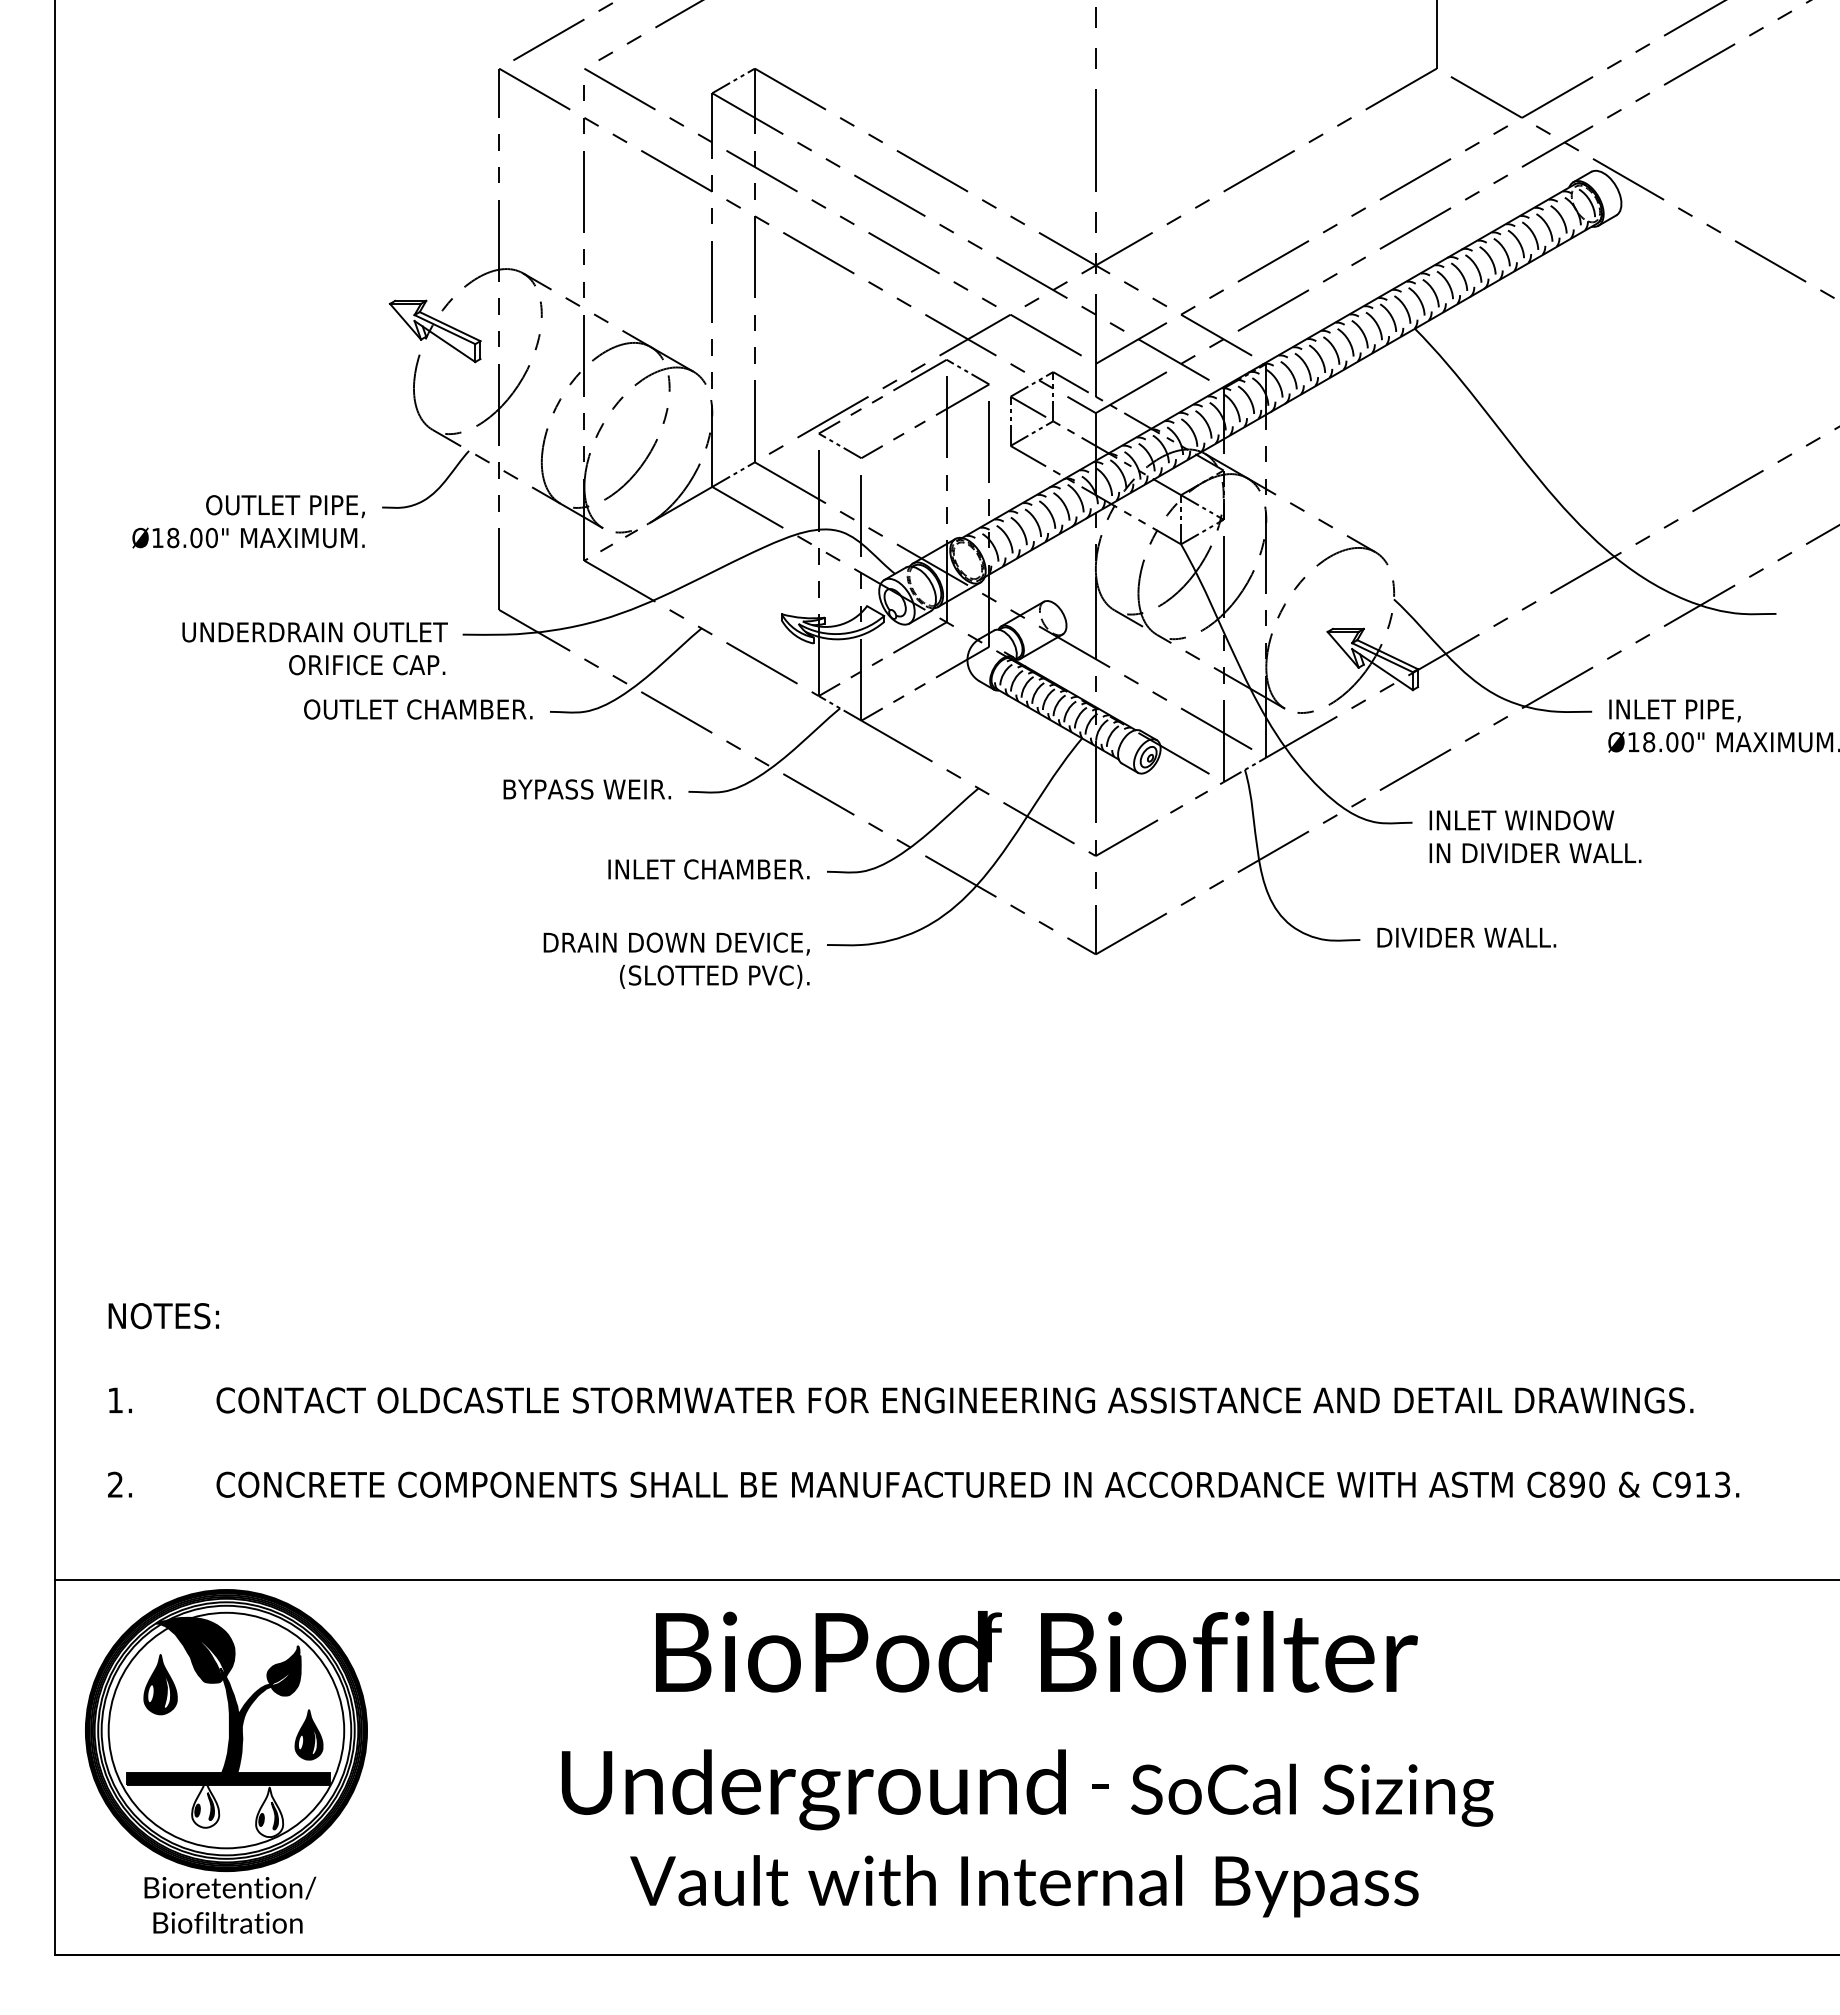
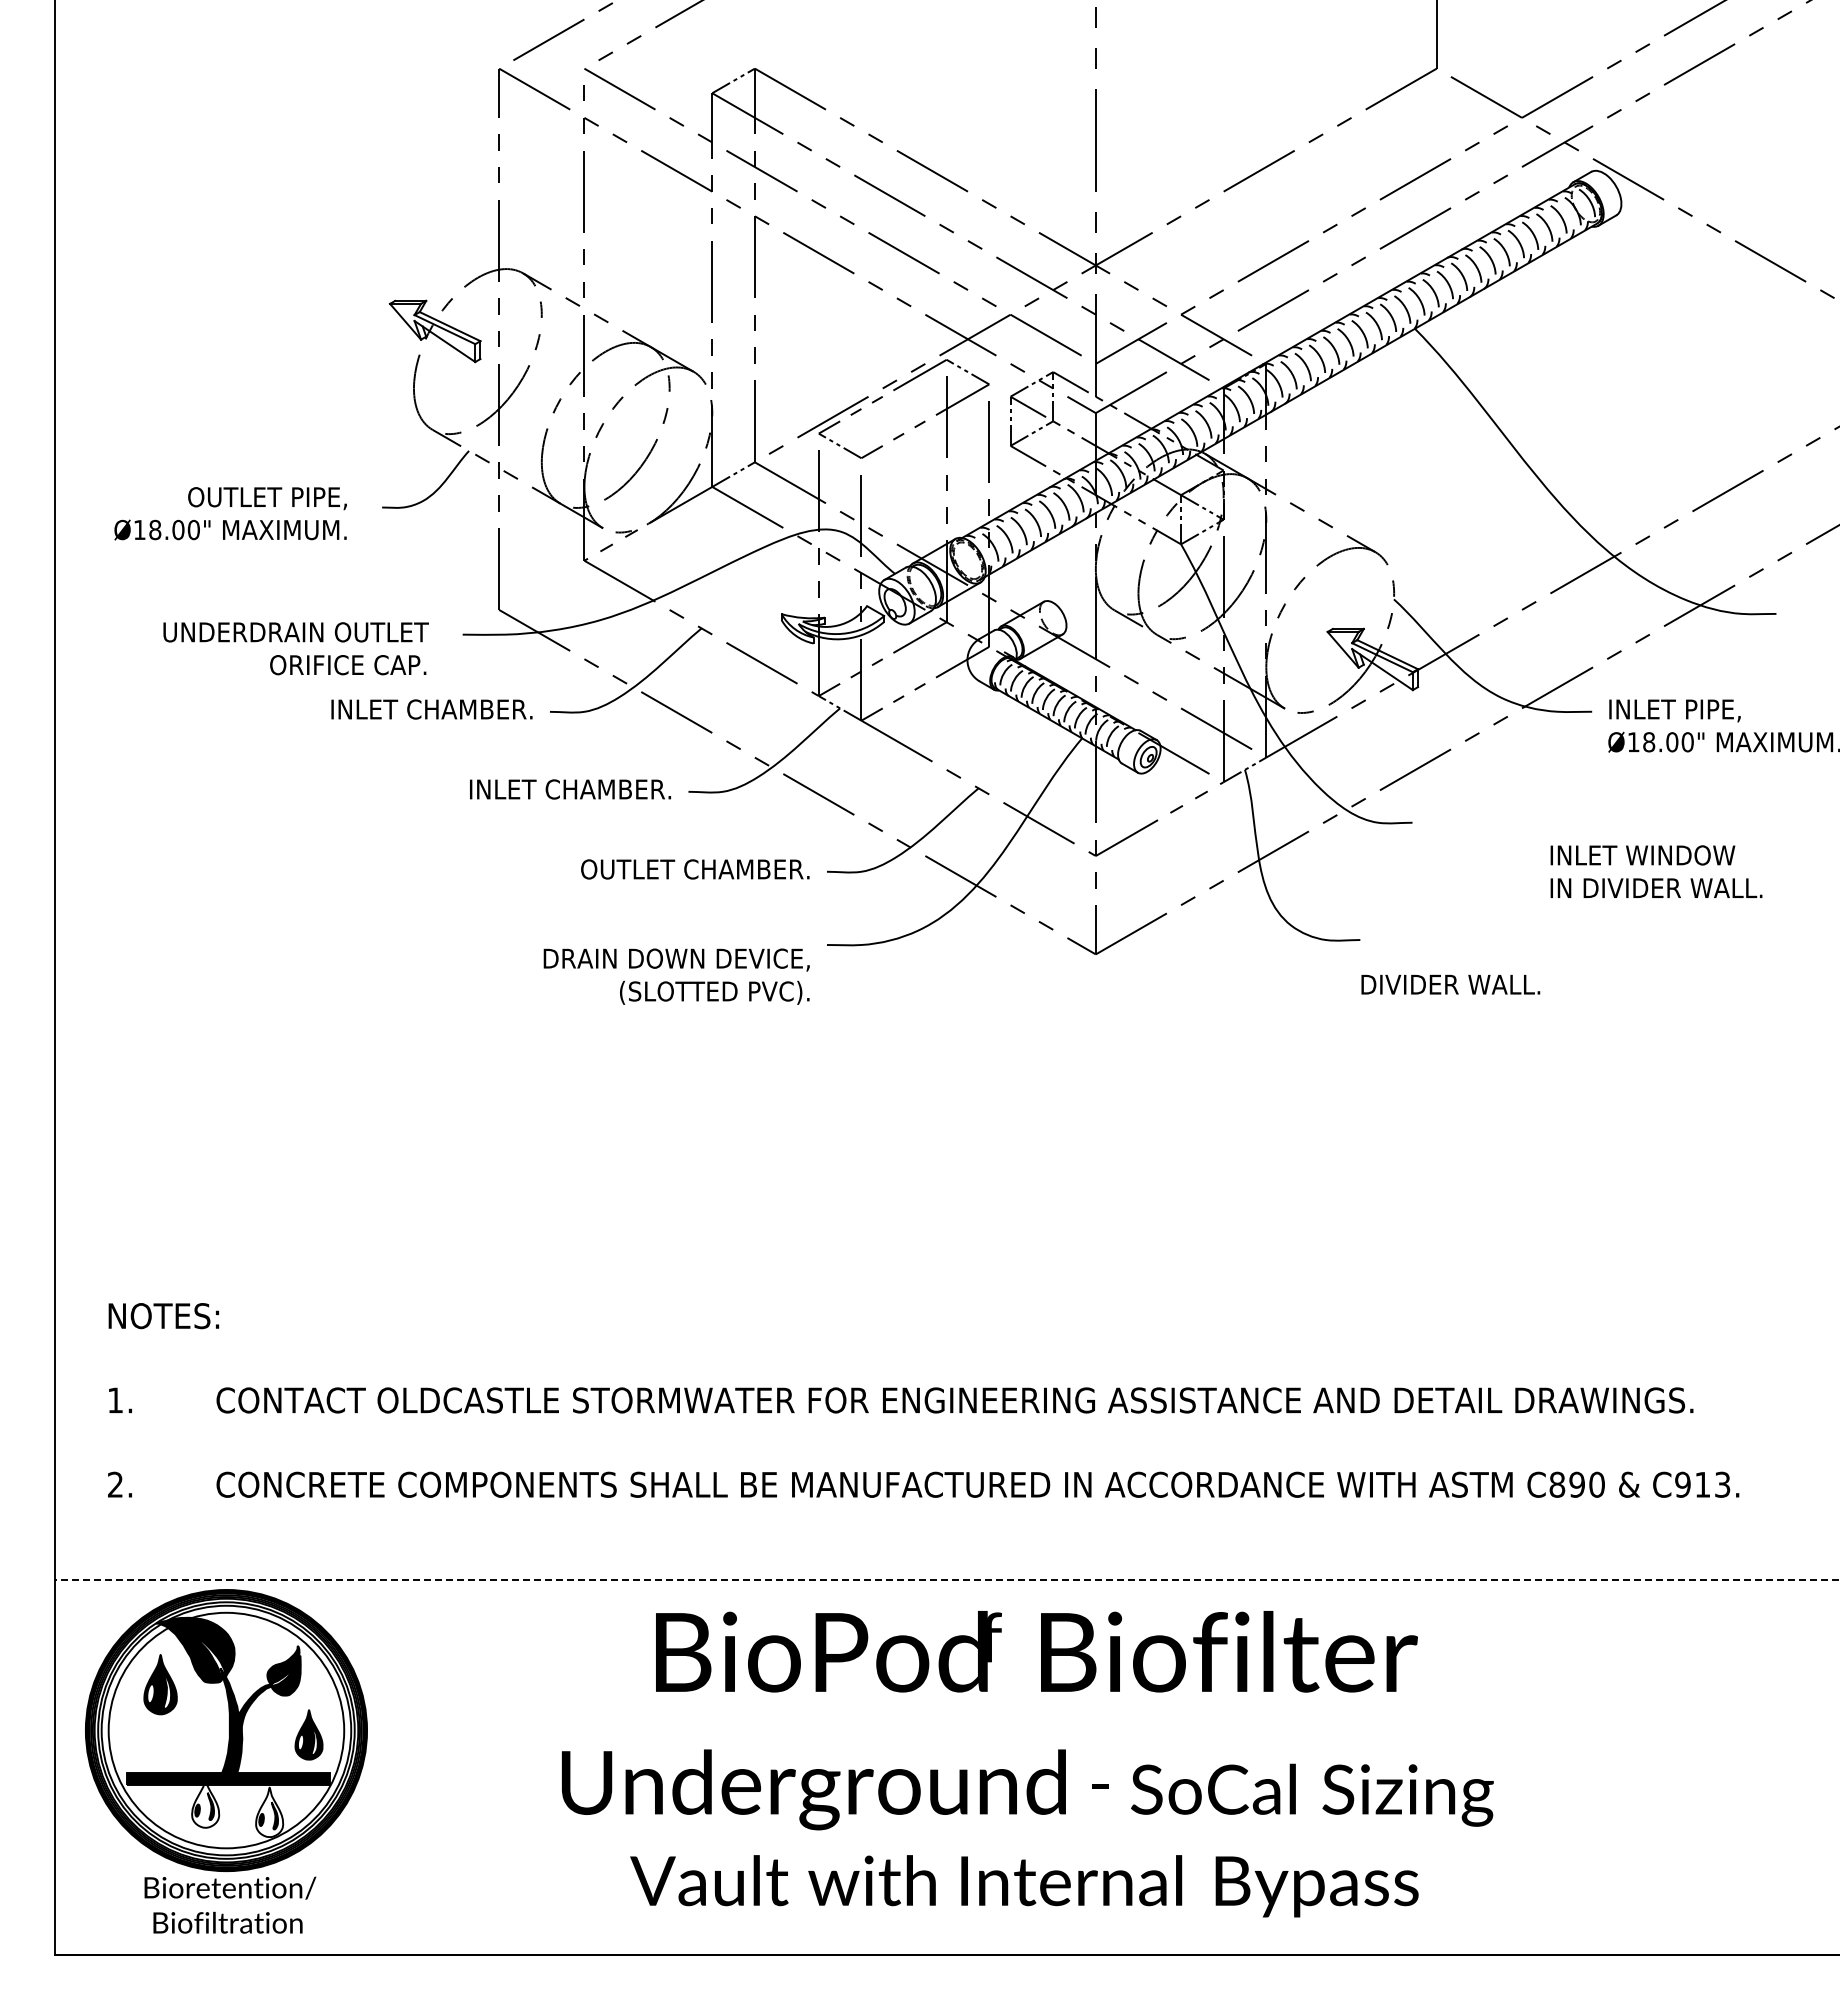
text position: (248, 521) -> (230, 513) (230, 513)
text position: (314, 648) -> (295, 648) (295, 648)
text: OUTLET CHAMBER. -> INLET CHAMBER. (329, 709)
text: BYPASS WEIR. -> INLET CHAMBER. (558, 789)
text position: (1535, 836) -> (1656, 871) (1656, 871)
text: INLET CHAMBER. -> OUTLET CHAMBER. (606, 869)
text position: (1466, 937) -> (1450, 984) (1450, 984)
text position: (676, 960) -> (676, 976) (676, 976)
line: solid -> dashed (947, 1579)
